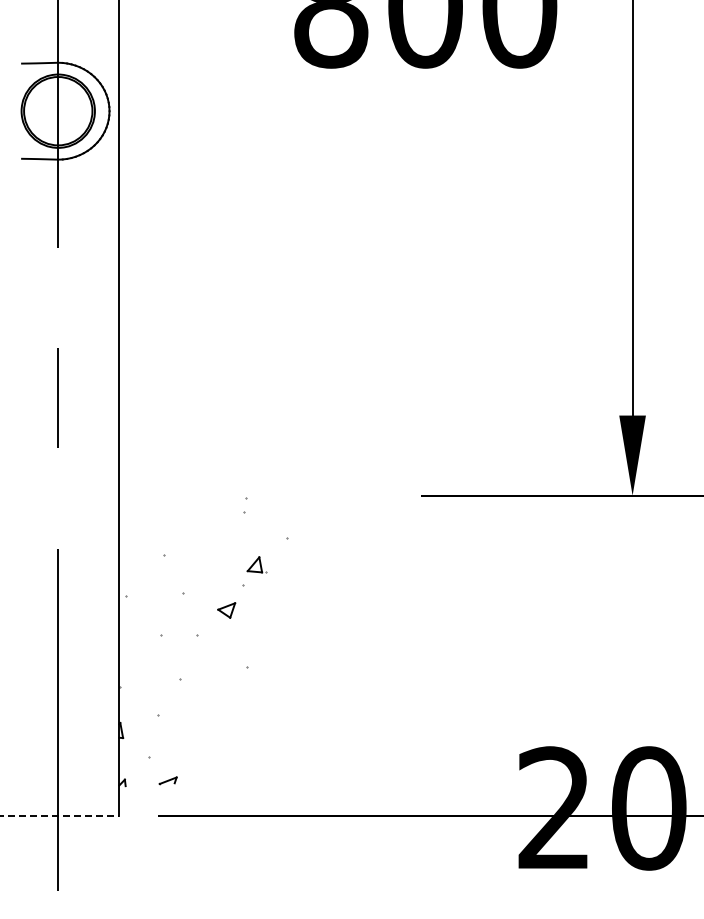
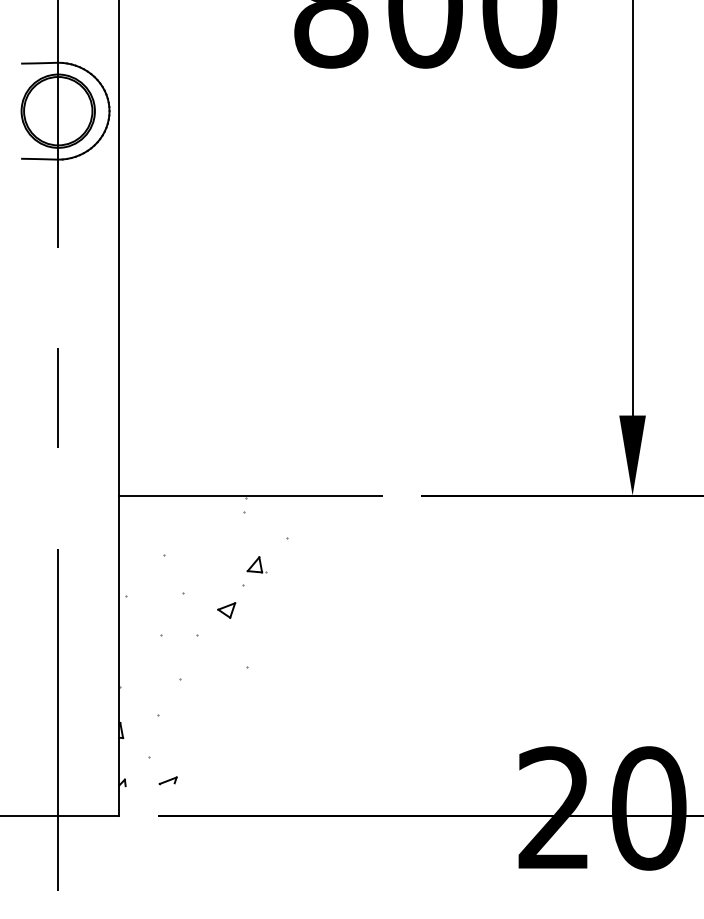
line: none -> present (250, 495)
line: dashed -> solid (59, 816)
